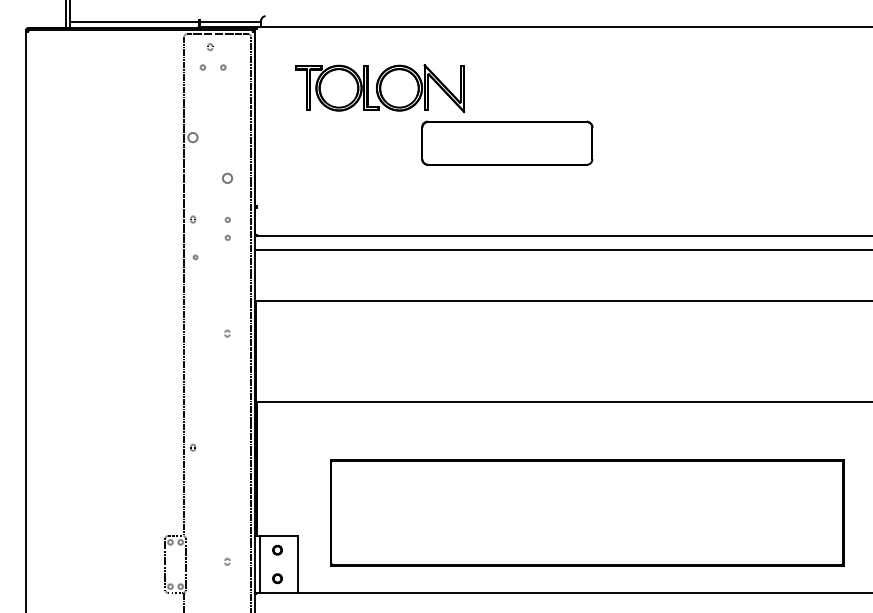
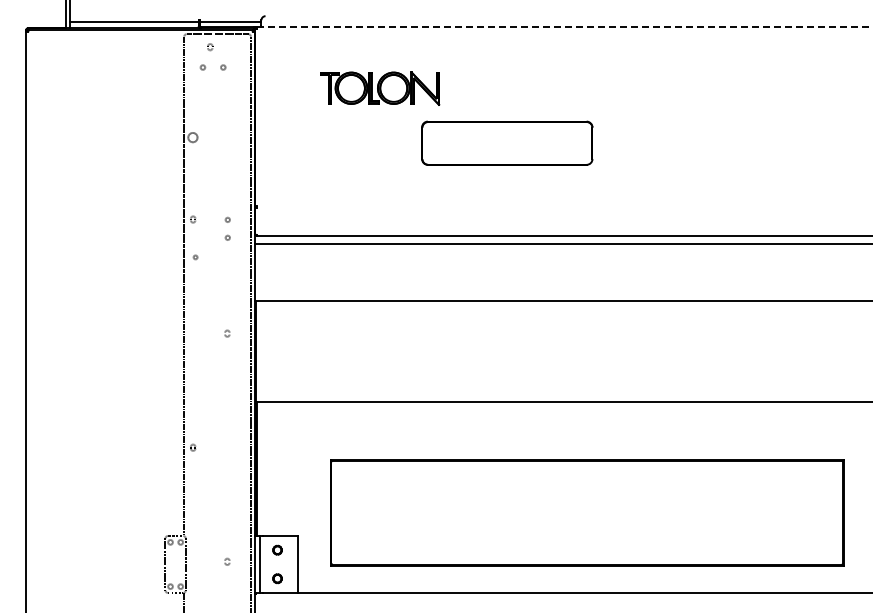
line: solid -> dashed (565, 27)
part size: 171x49 px -> 121x35 px (380, 88)
circle: present -> none (227, 177)
line position: (561, 249) -> (561, 243) (561, 243)
